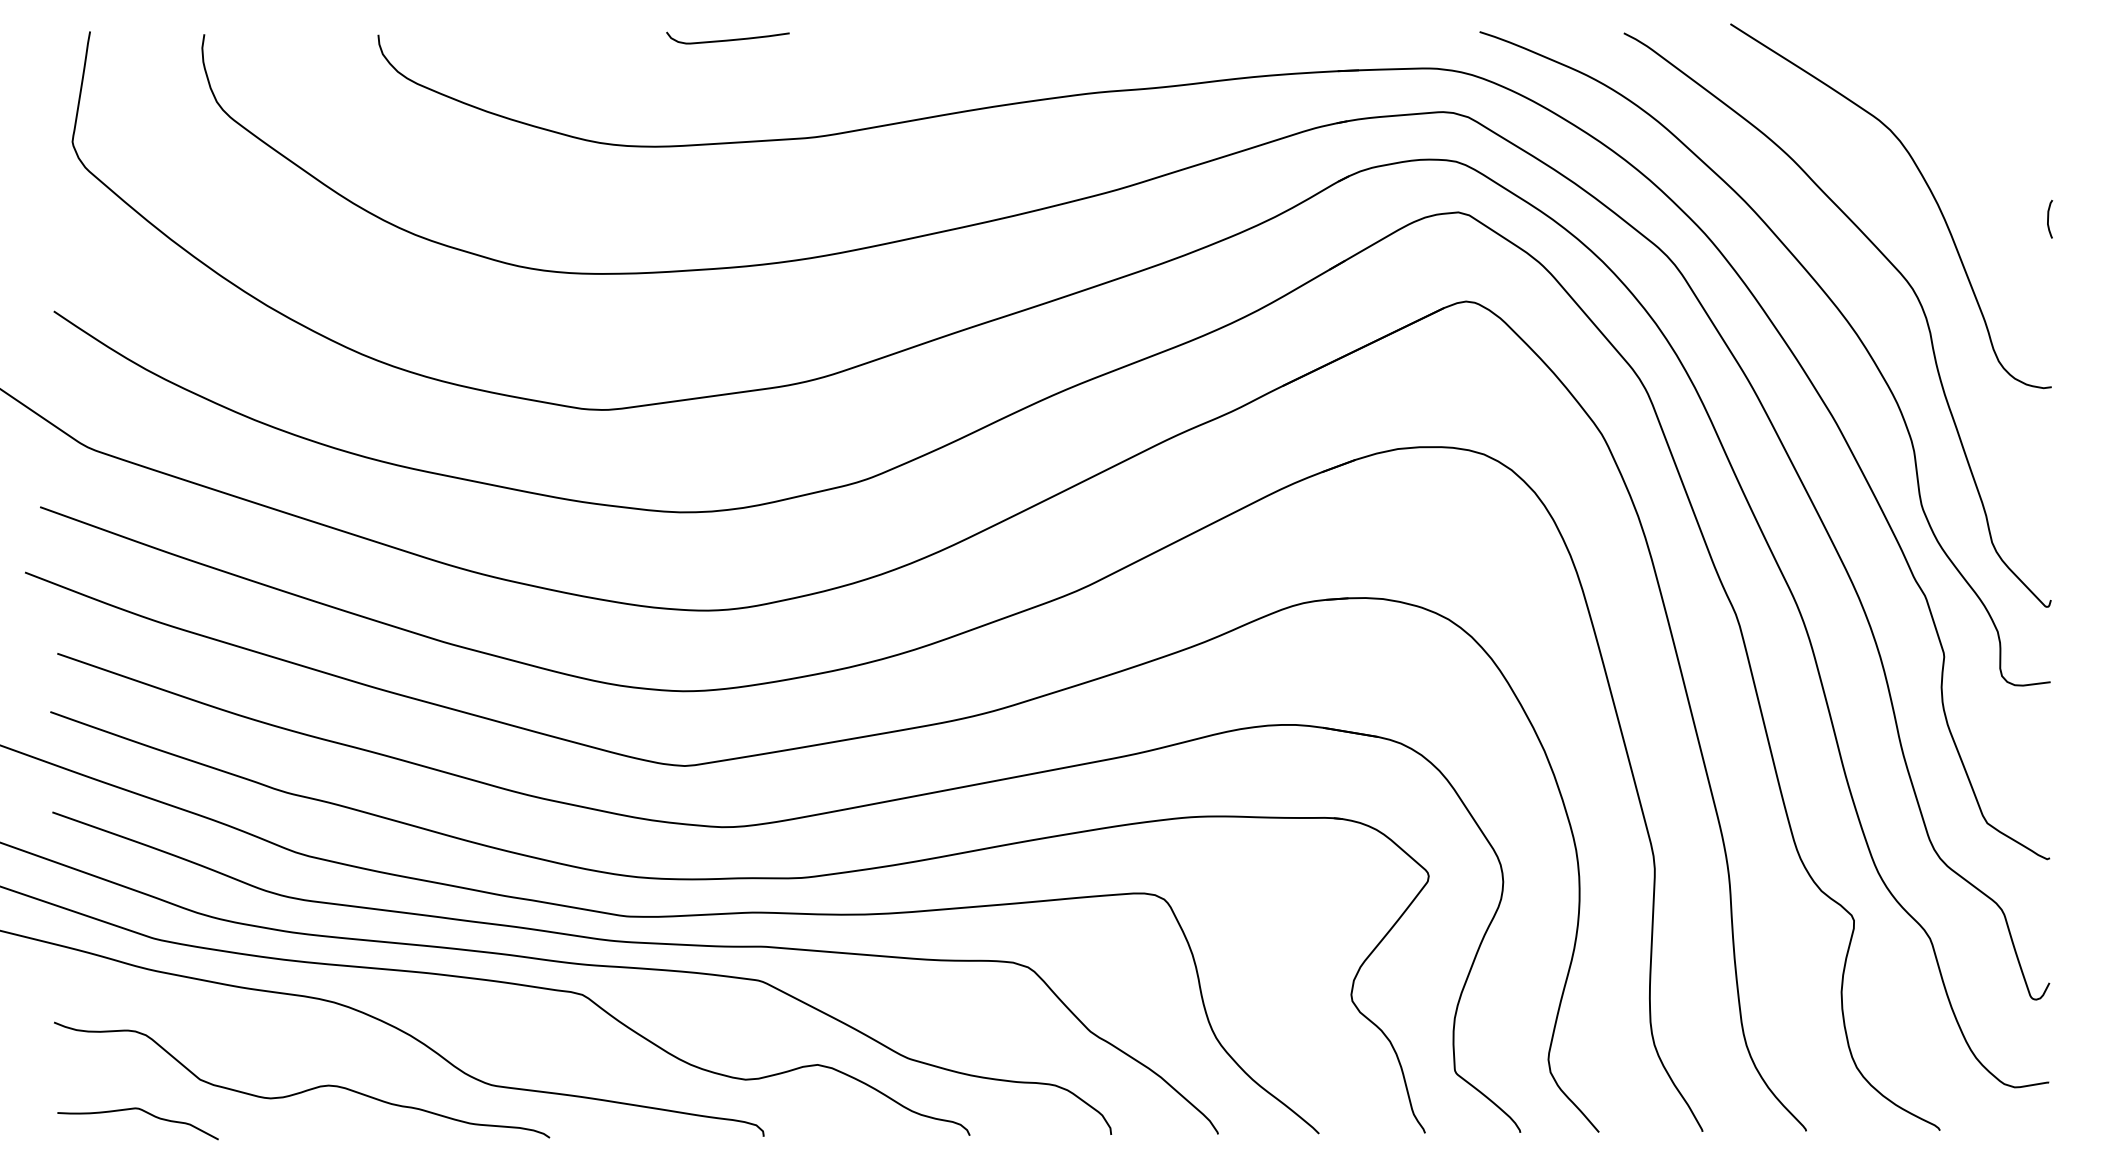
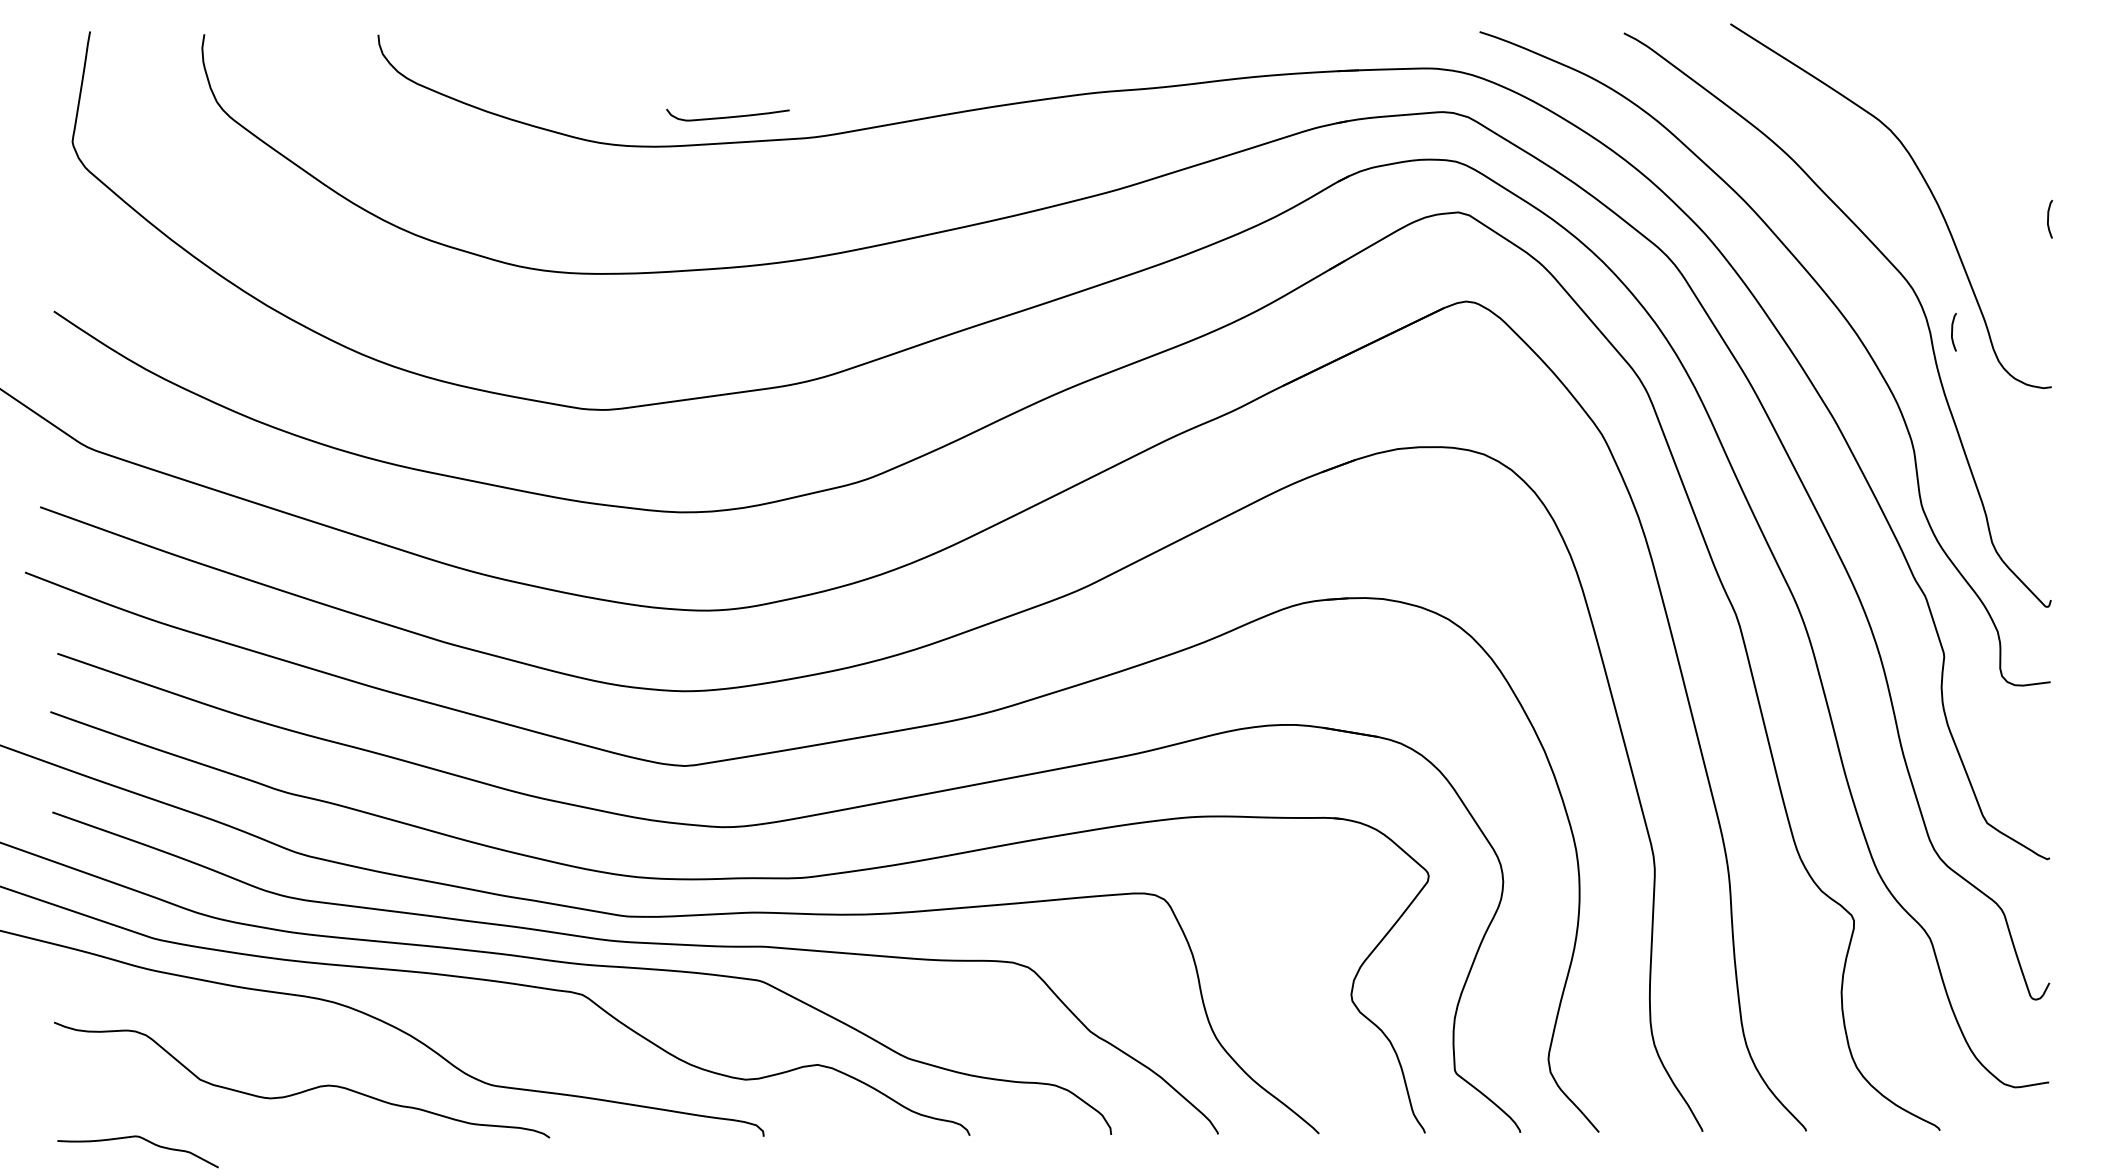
curve position: (727, 39) -> (727, 116) (727, 116)
part: none -> present (1954, 331)
curve position: (142, 1111) -> (142, 1139) (142, 1139)
